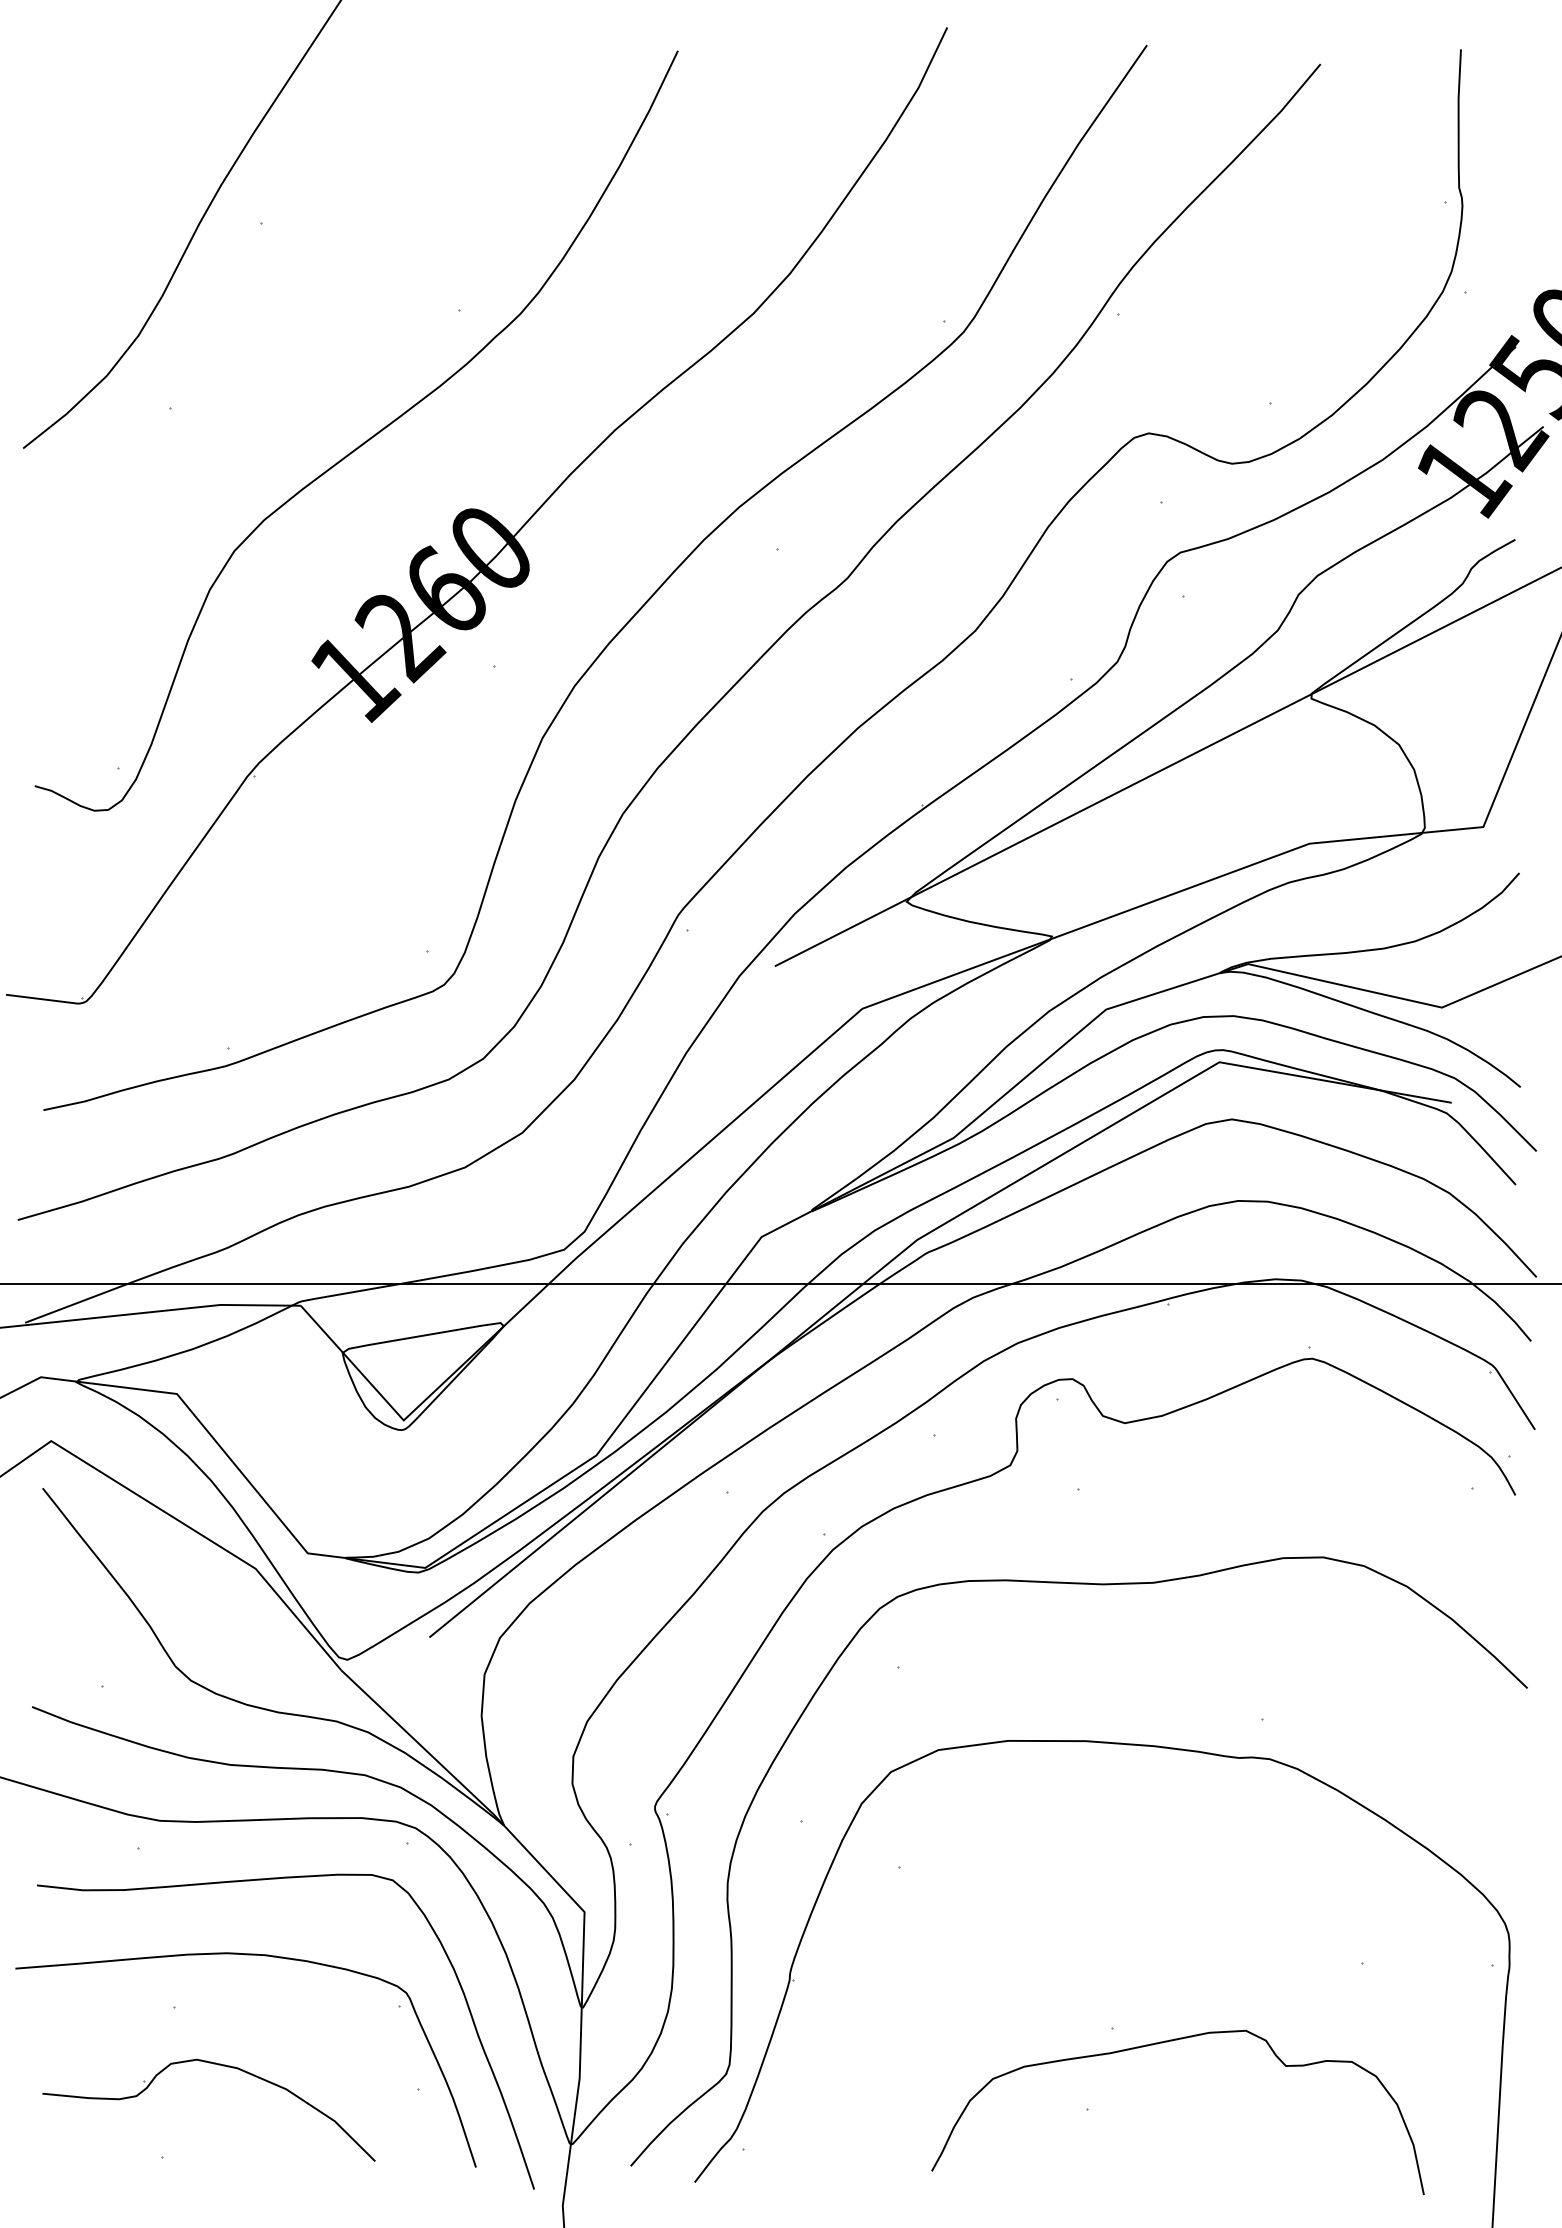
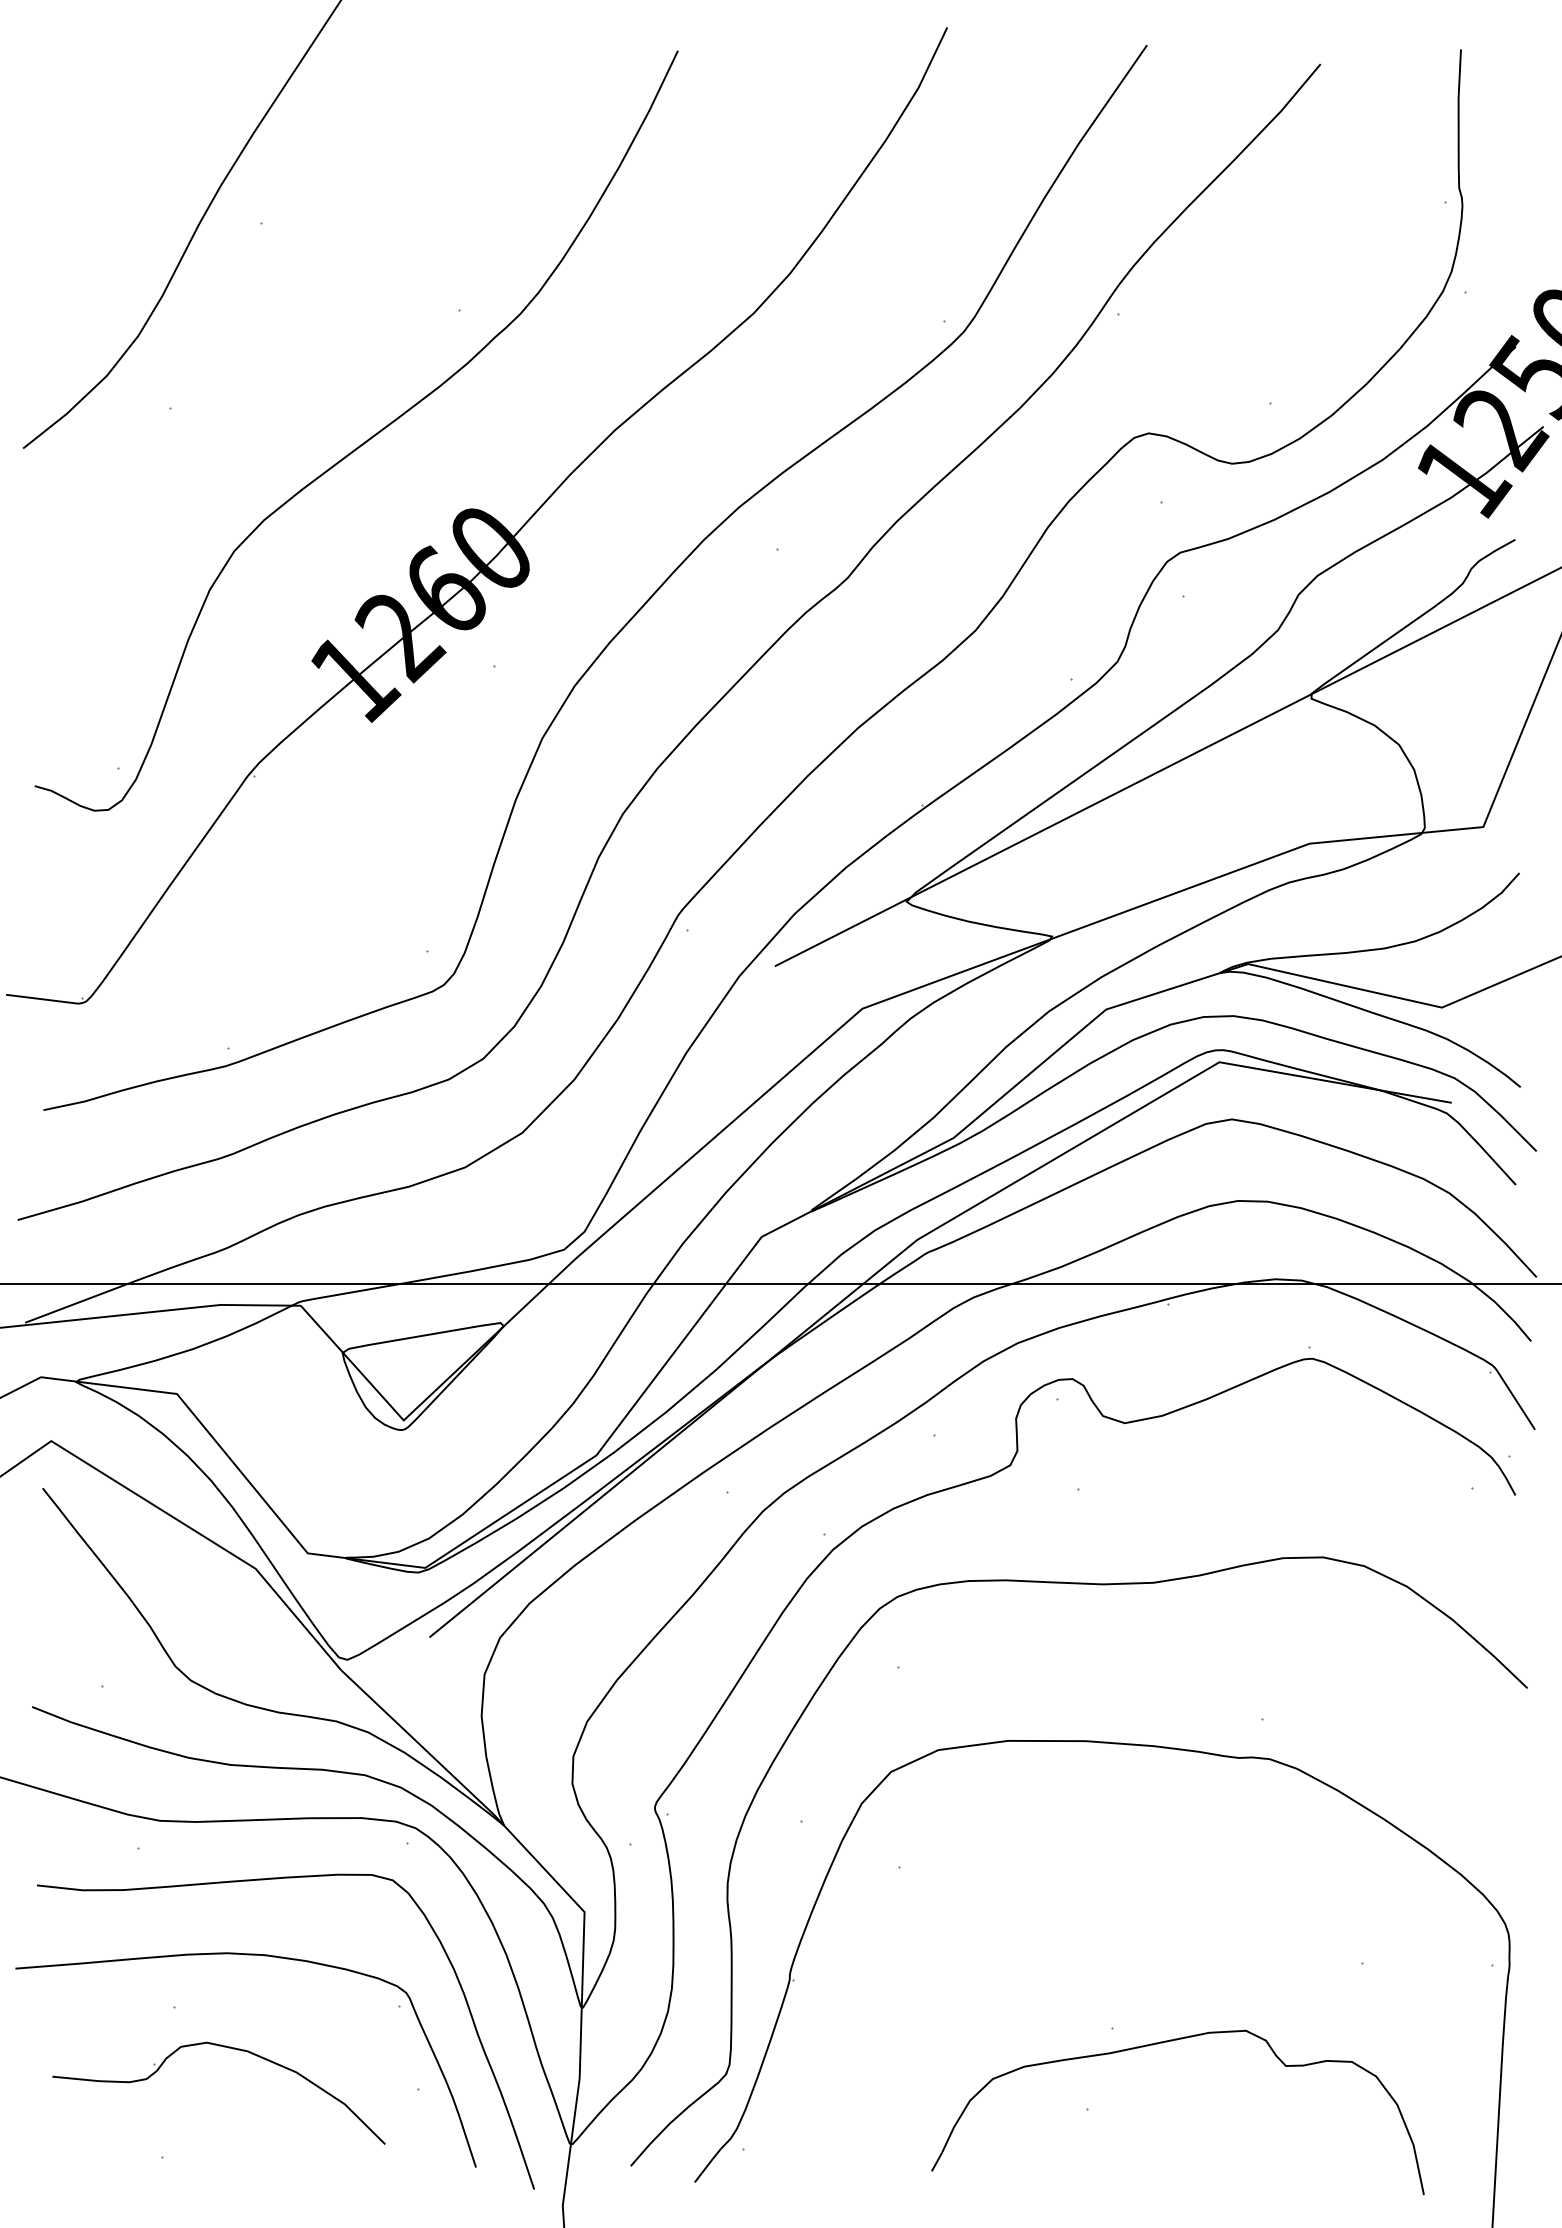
part position: (218, 2065) -> (228, 2048) (228, 2048)
